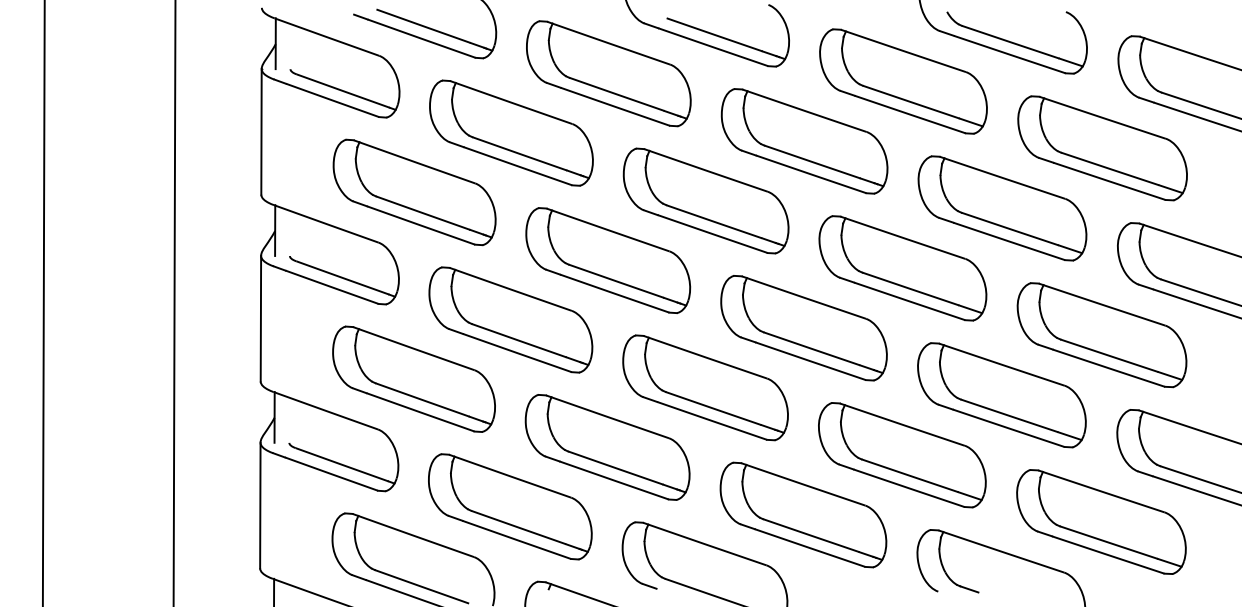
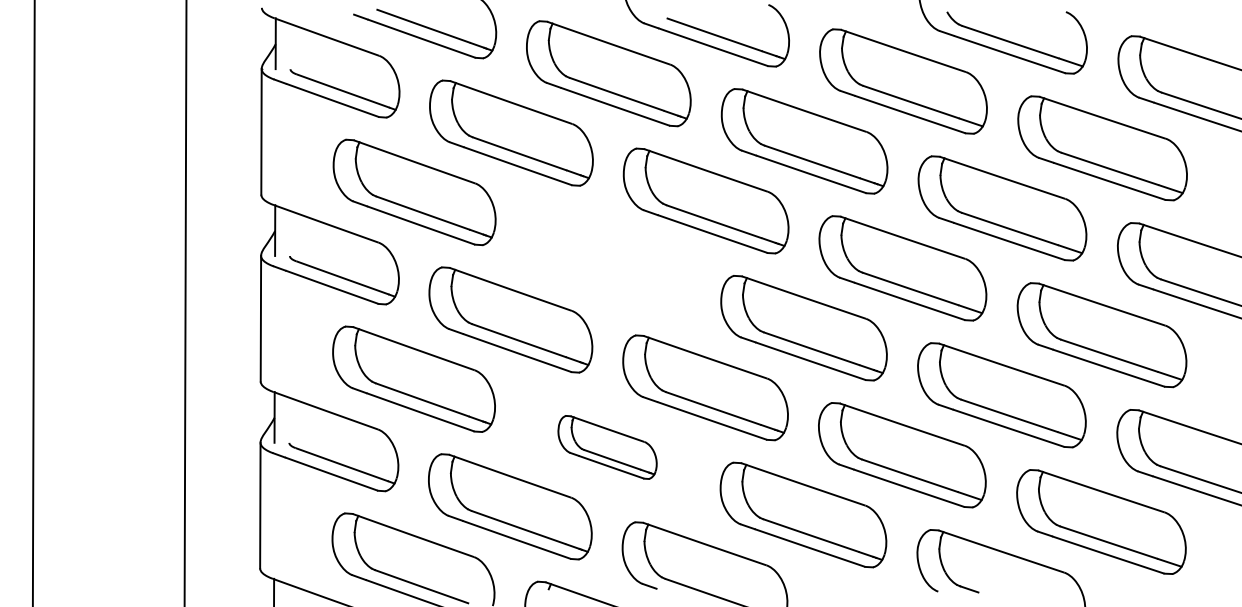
part: present -> none (608, 260)
line position: (43, 302) -> (33, 302) (33, 302)
line position: (174, 302) -> (185, 302) (185, 302)
part size: 167x107 px -> 101x65 px (607, 447)
